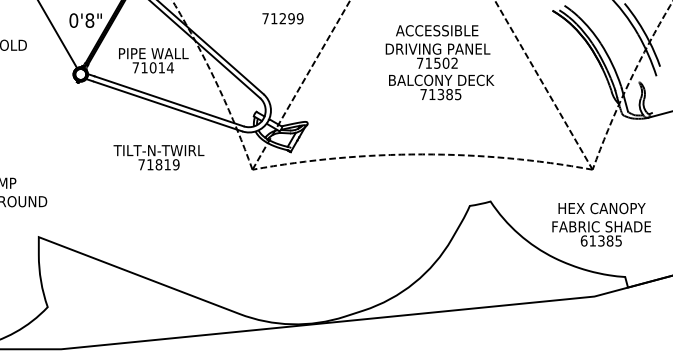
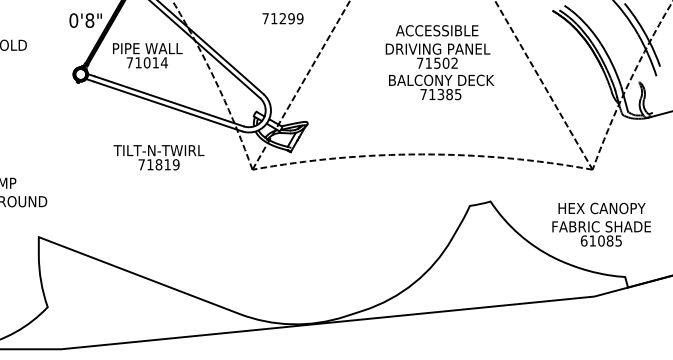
line: present -> none (58, 35)
text position: (153, 60) -> (147, 55) (147, 55)
text: 61385 -> 61085 (601, 240)
